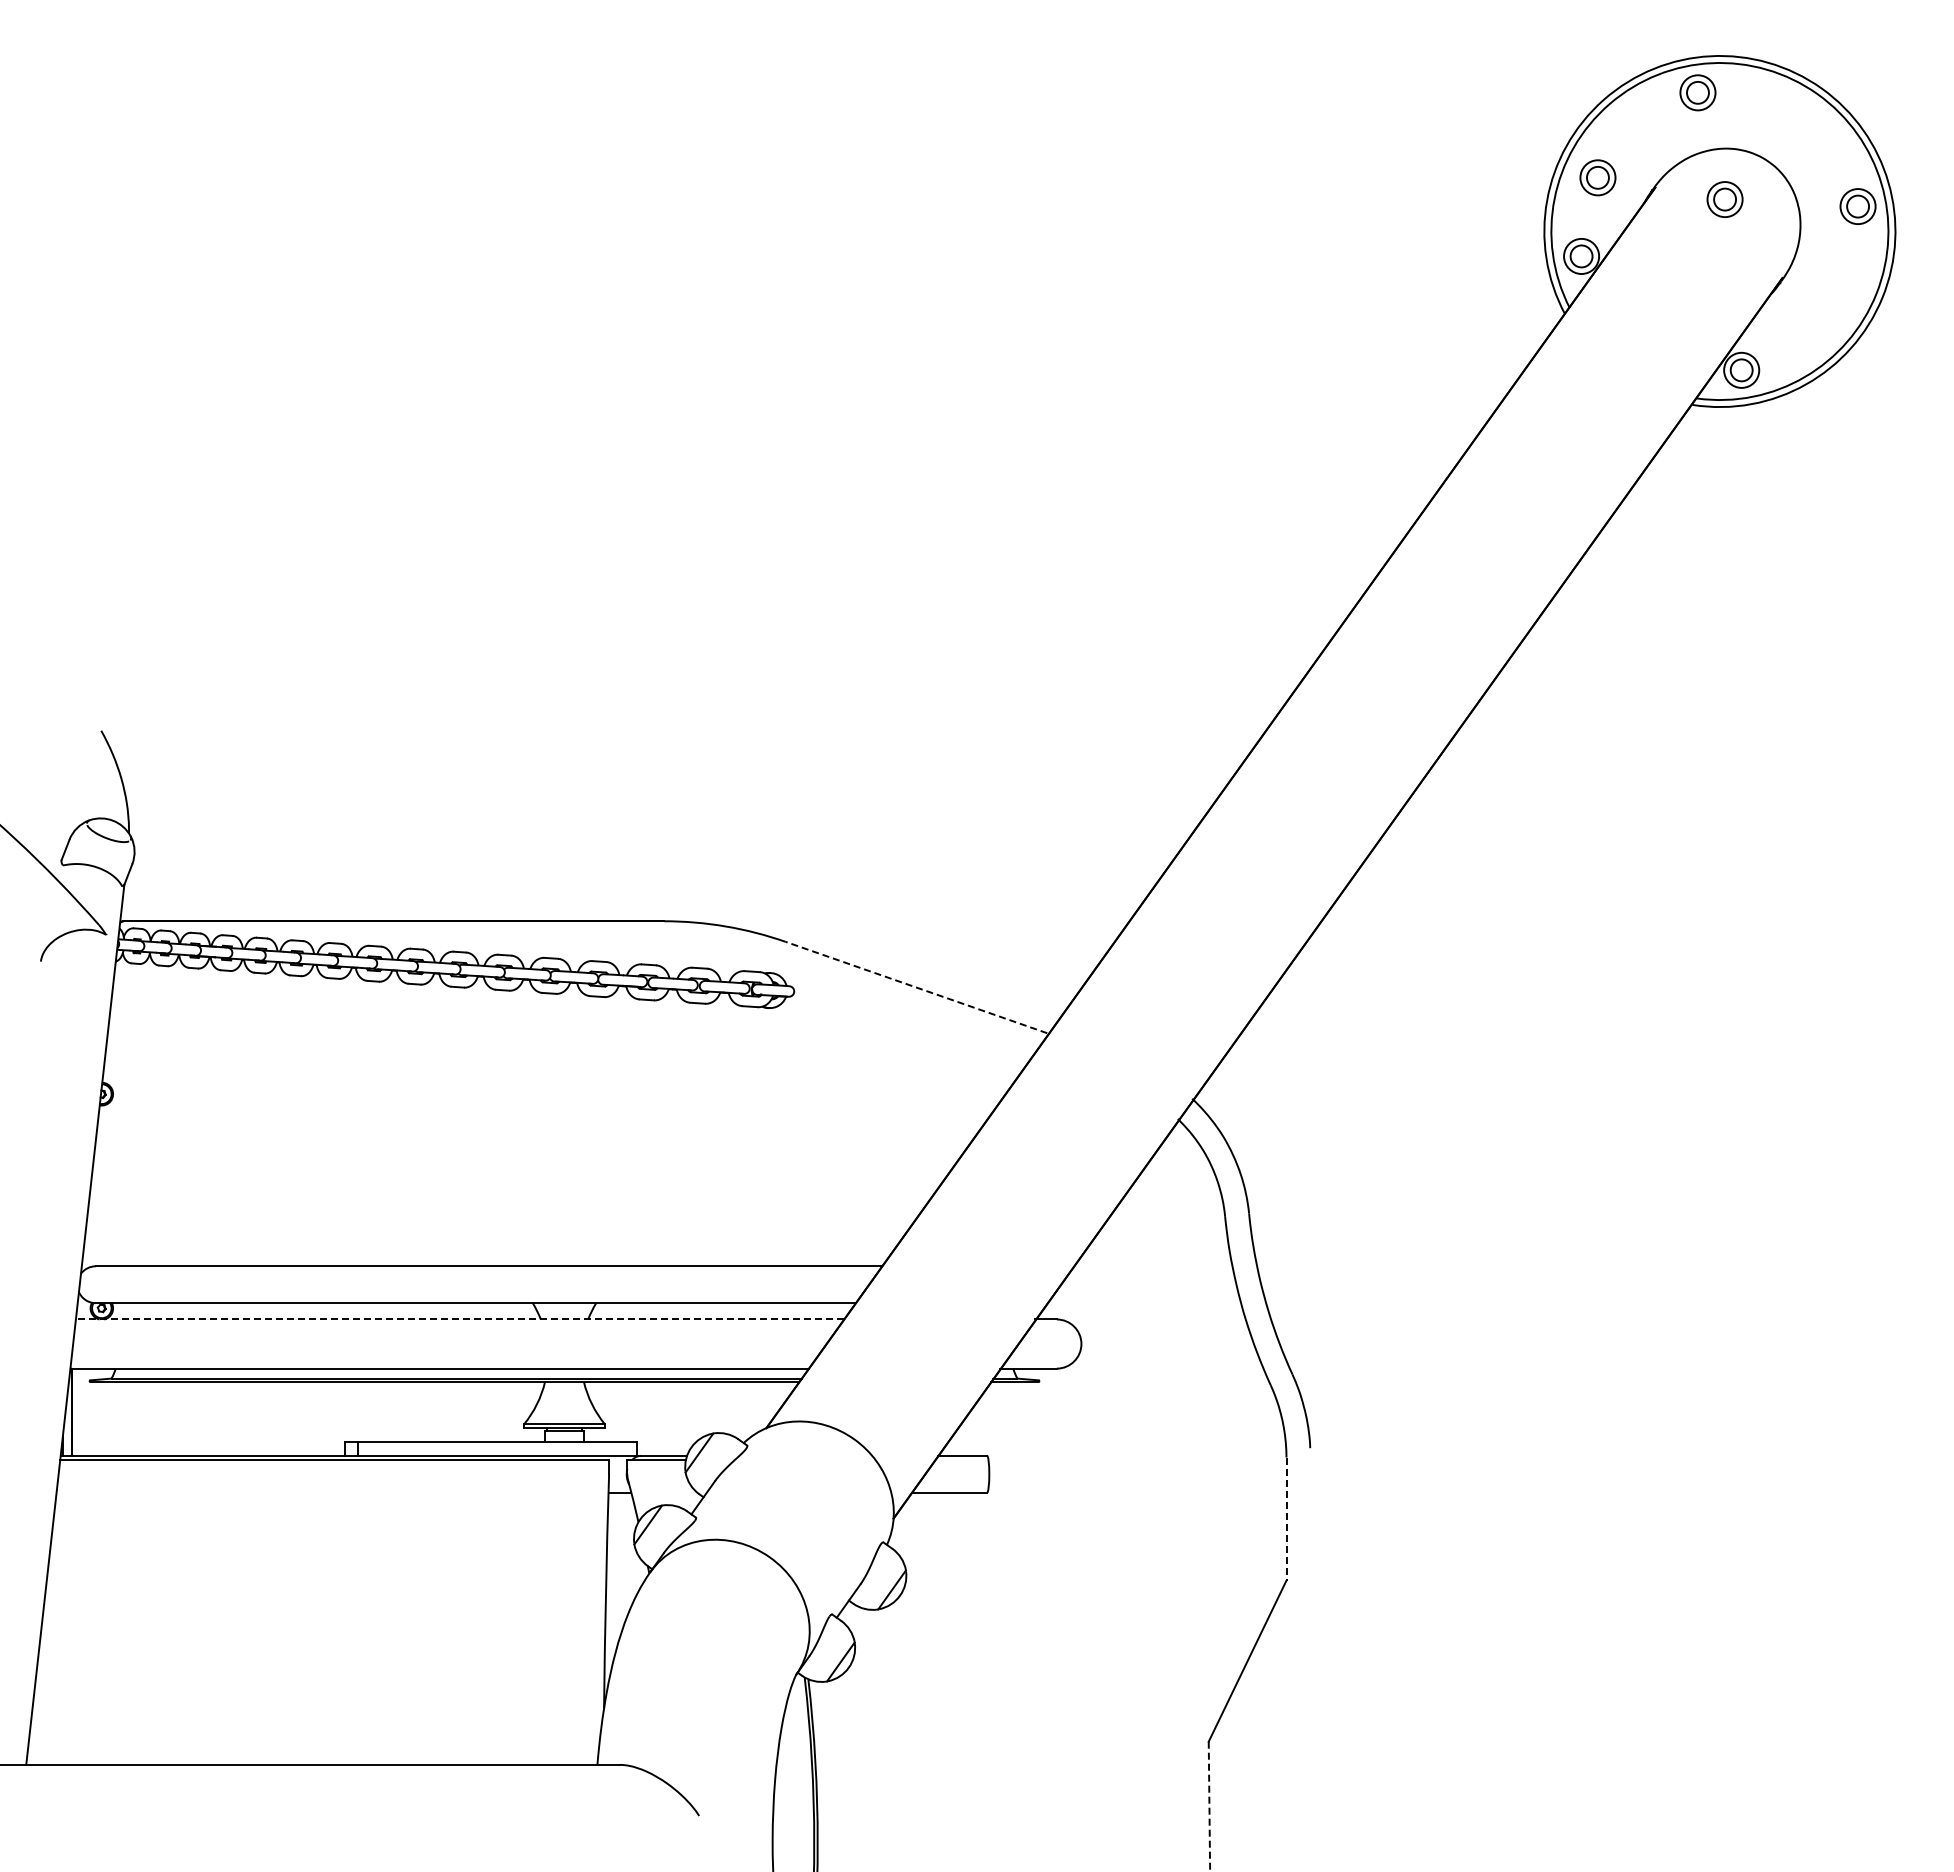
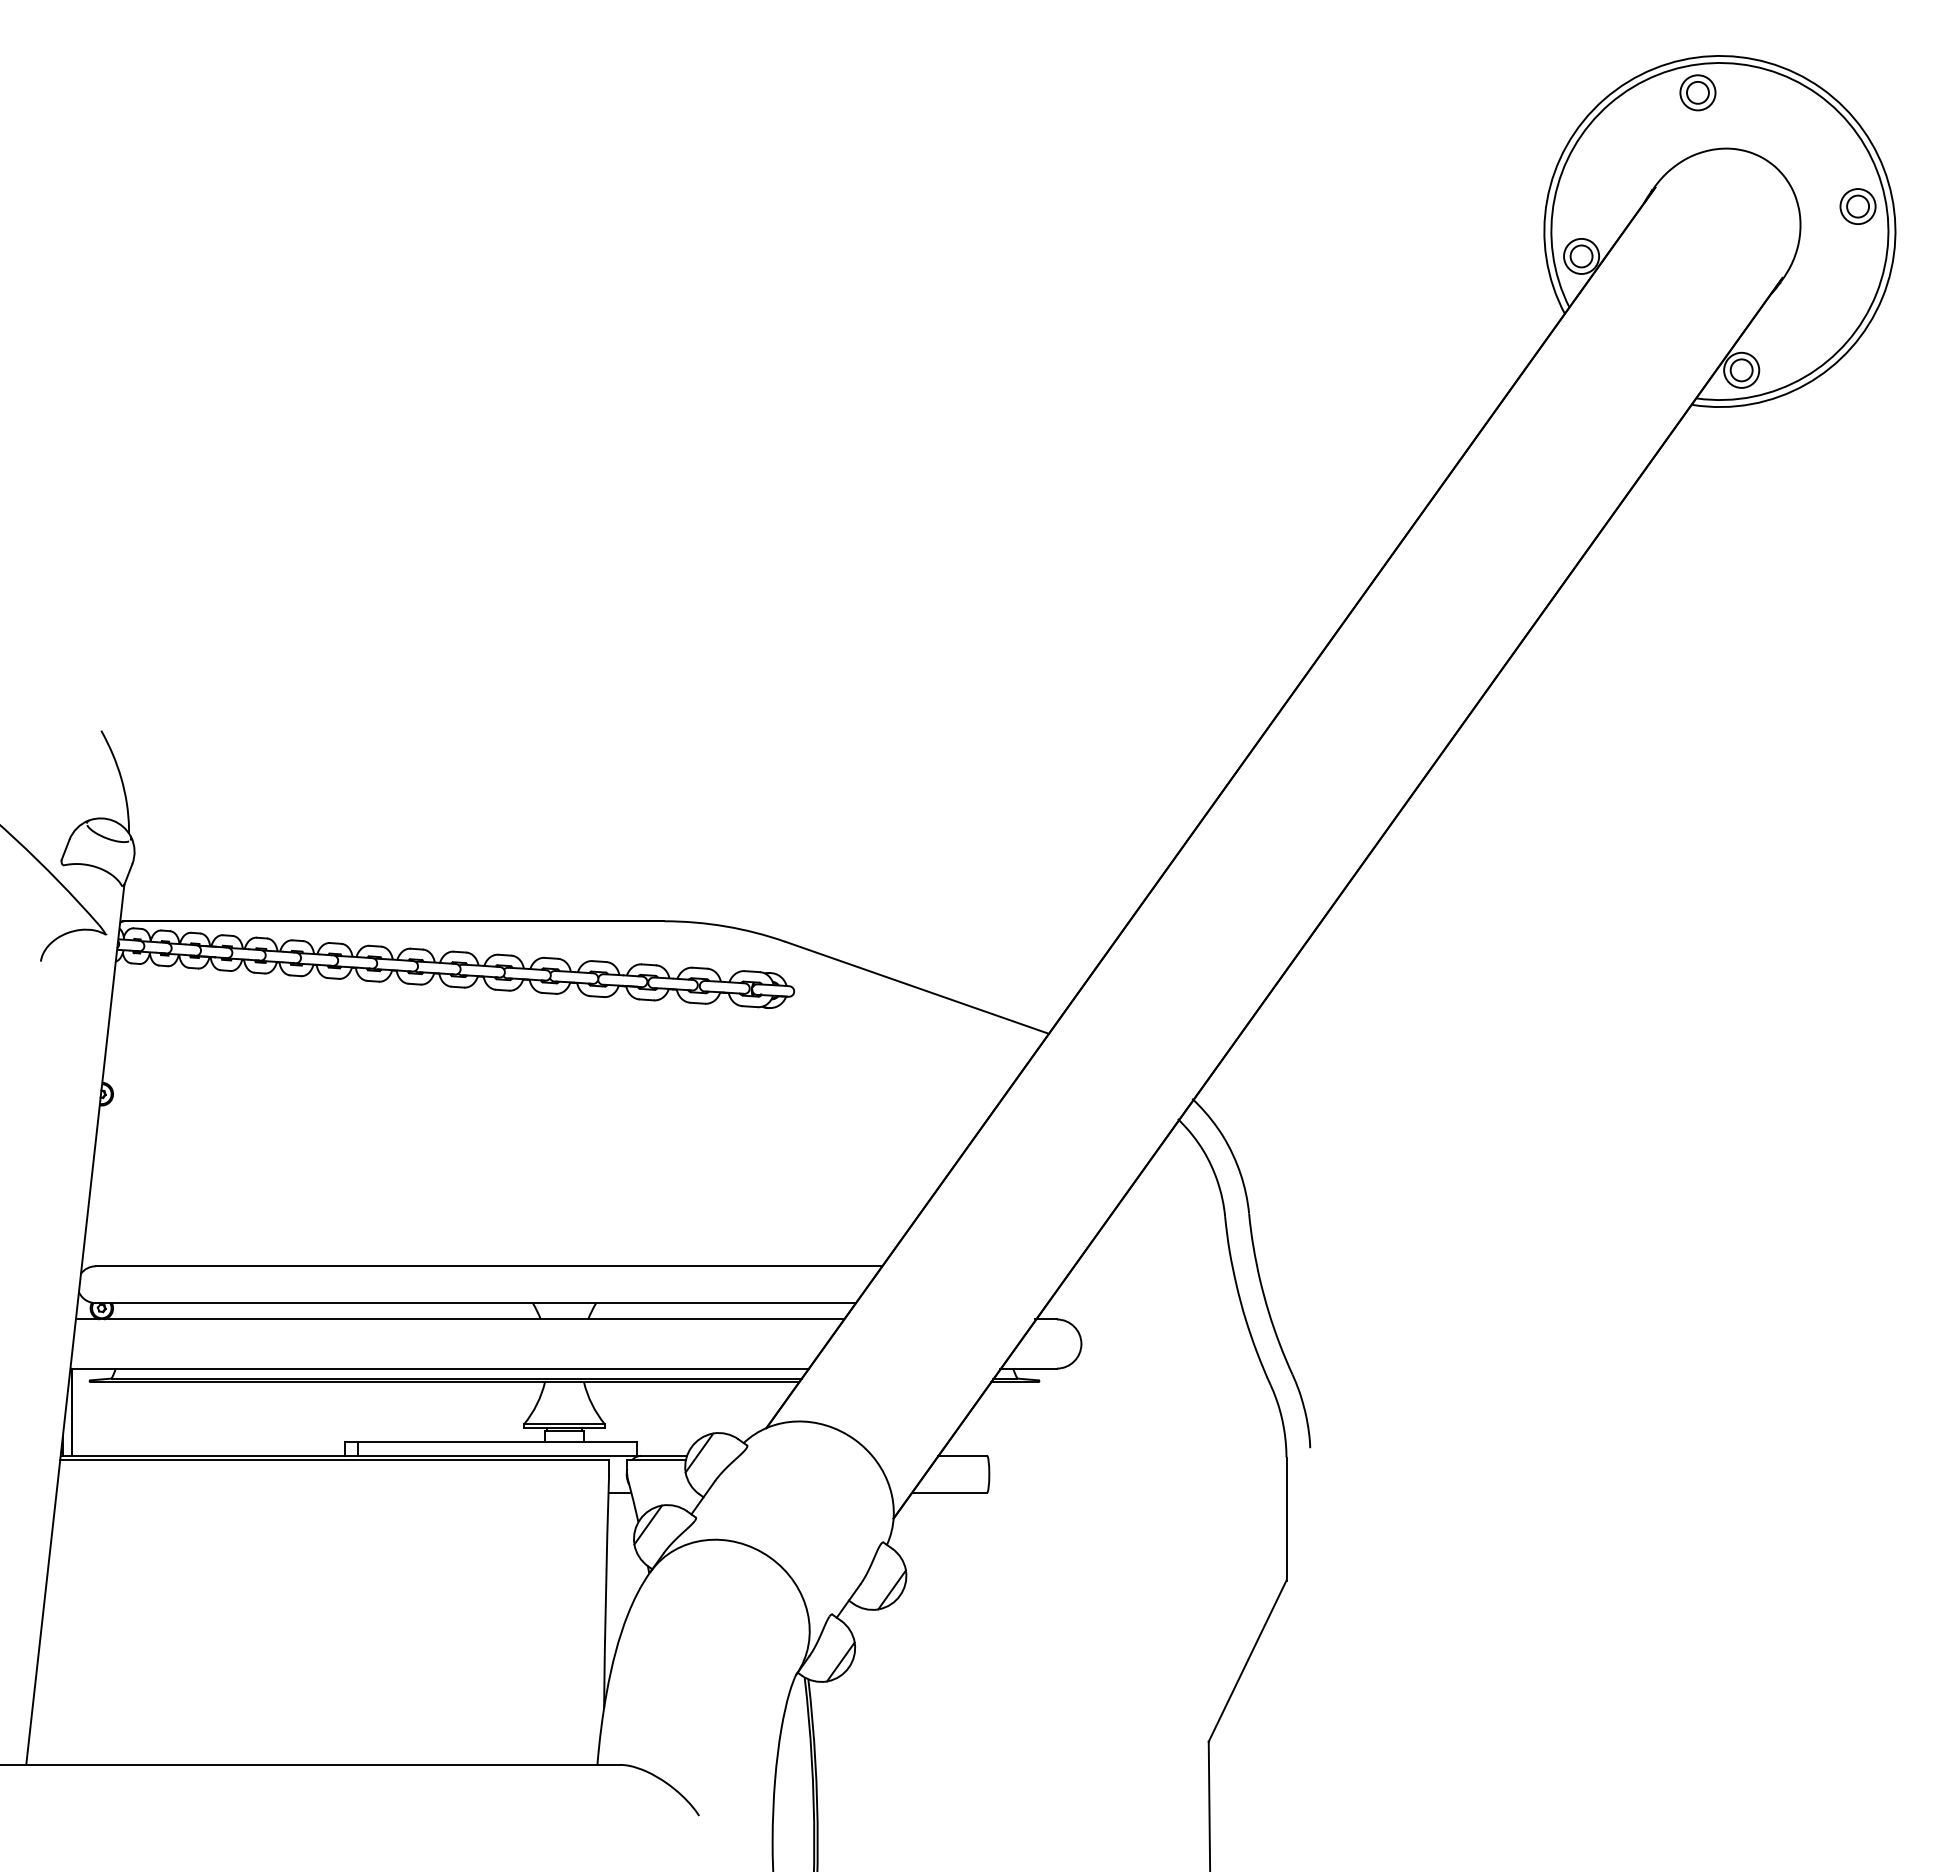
part: present -> none (1597, 177)
part: present -> none (1724, 199)
line: dashed -> solid (916, 987)
line: dashed -> solid (459, 1319)
line: dashed -> solid (1286, 1519)
line: dashed -> solid (1209, 1806)
